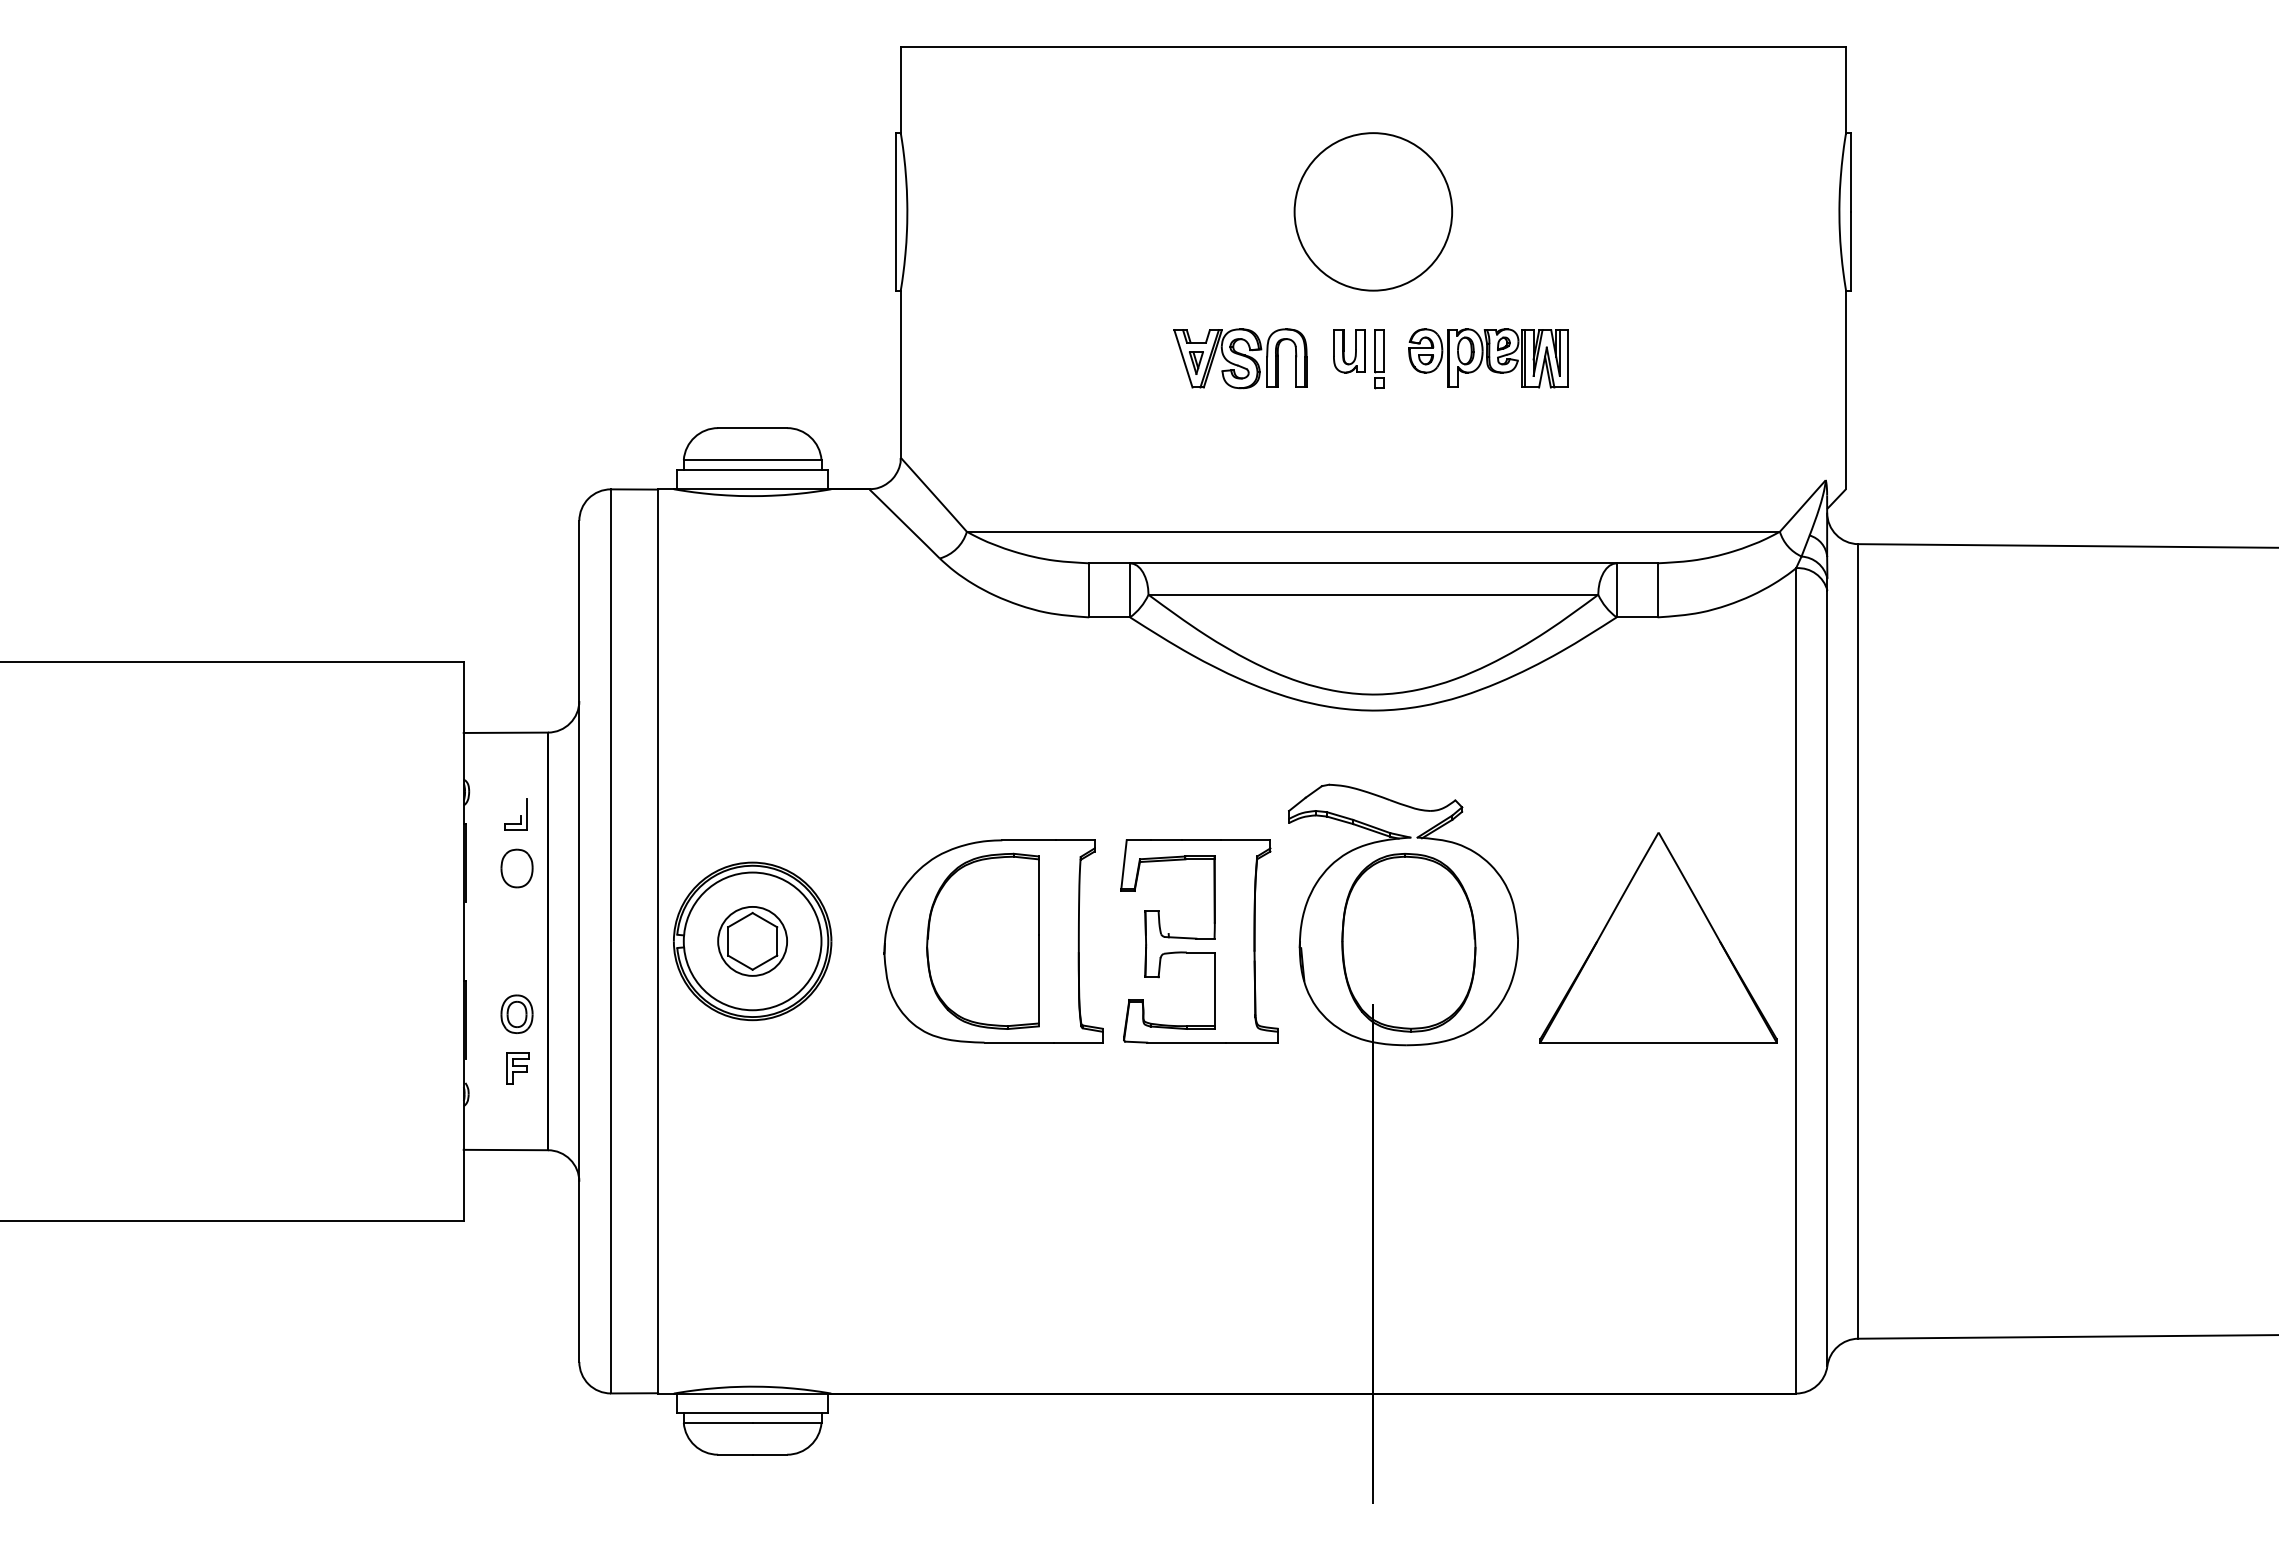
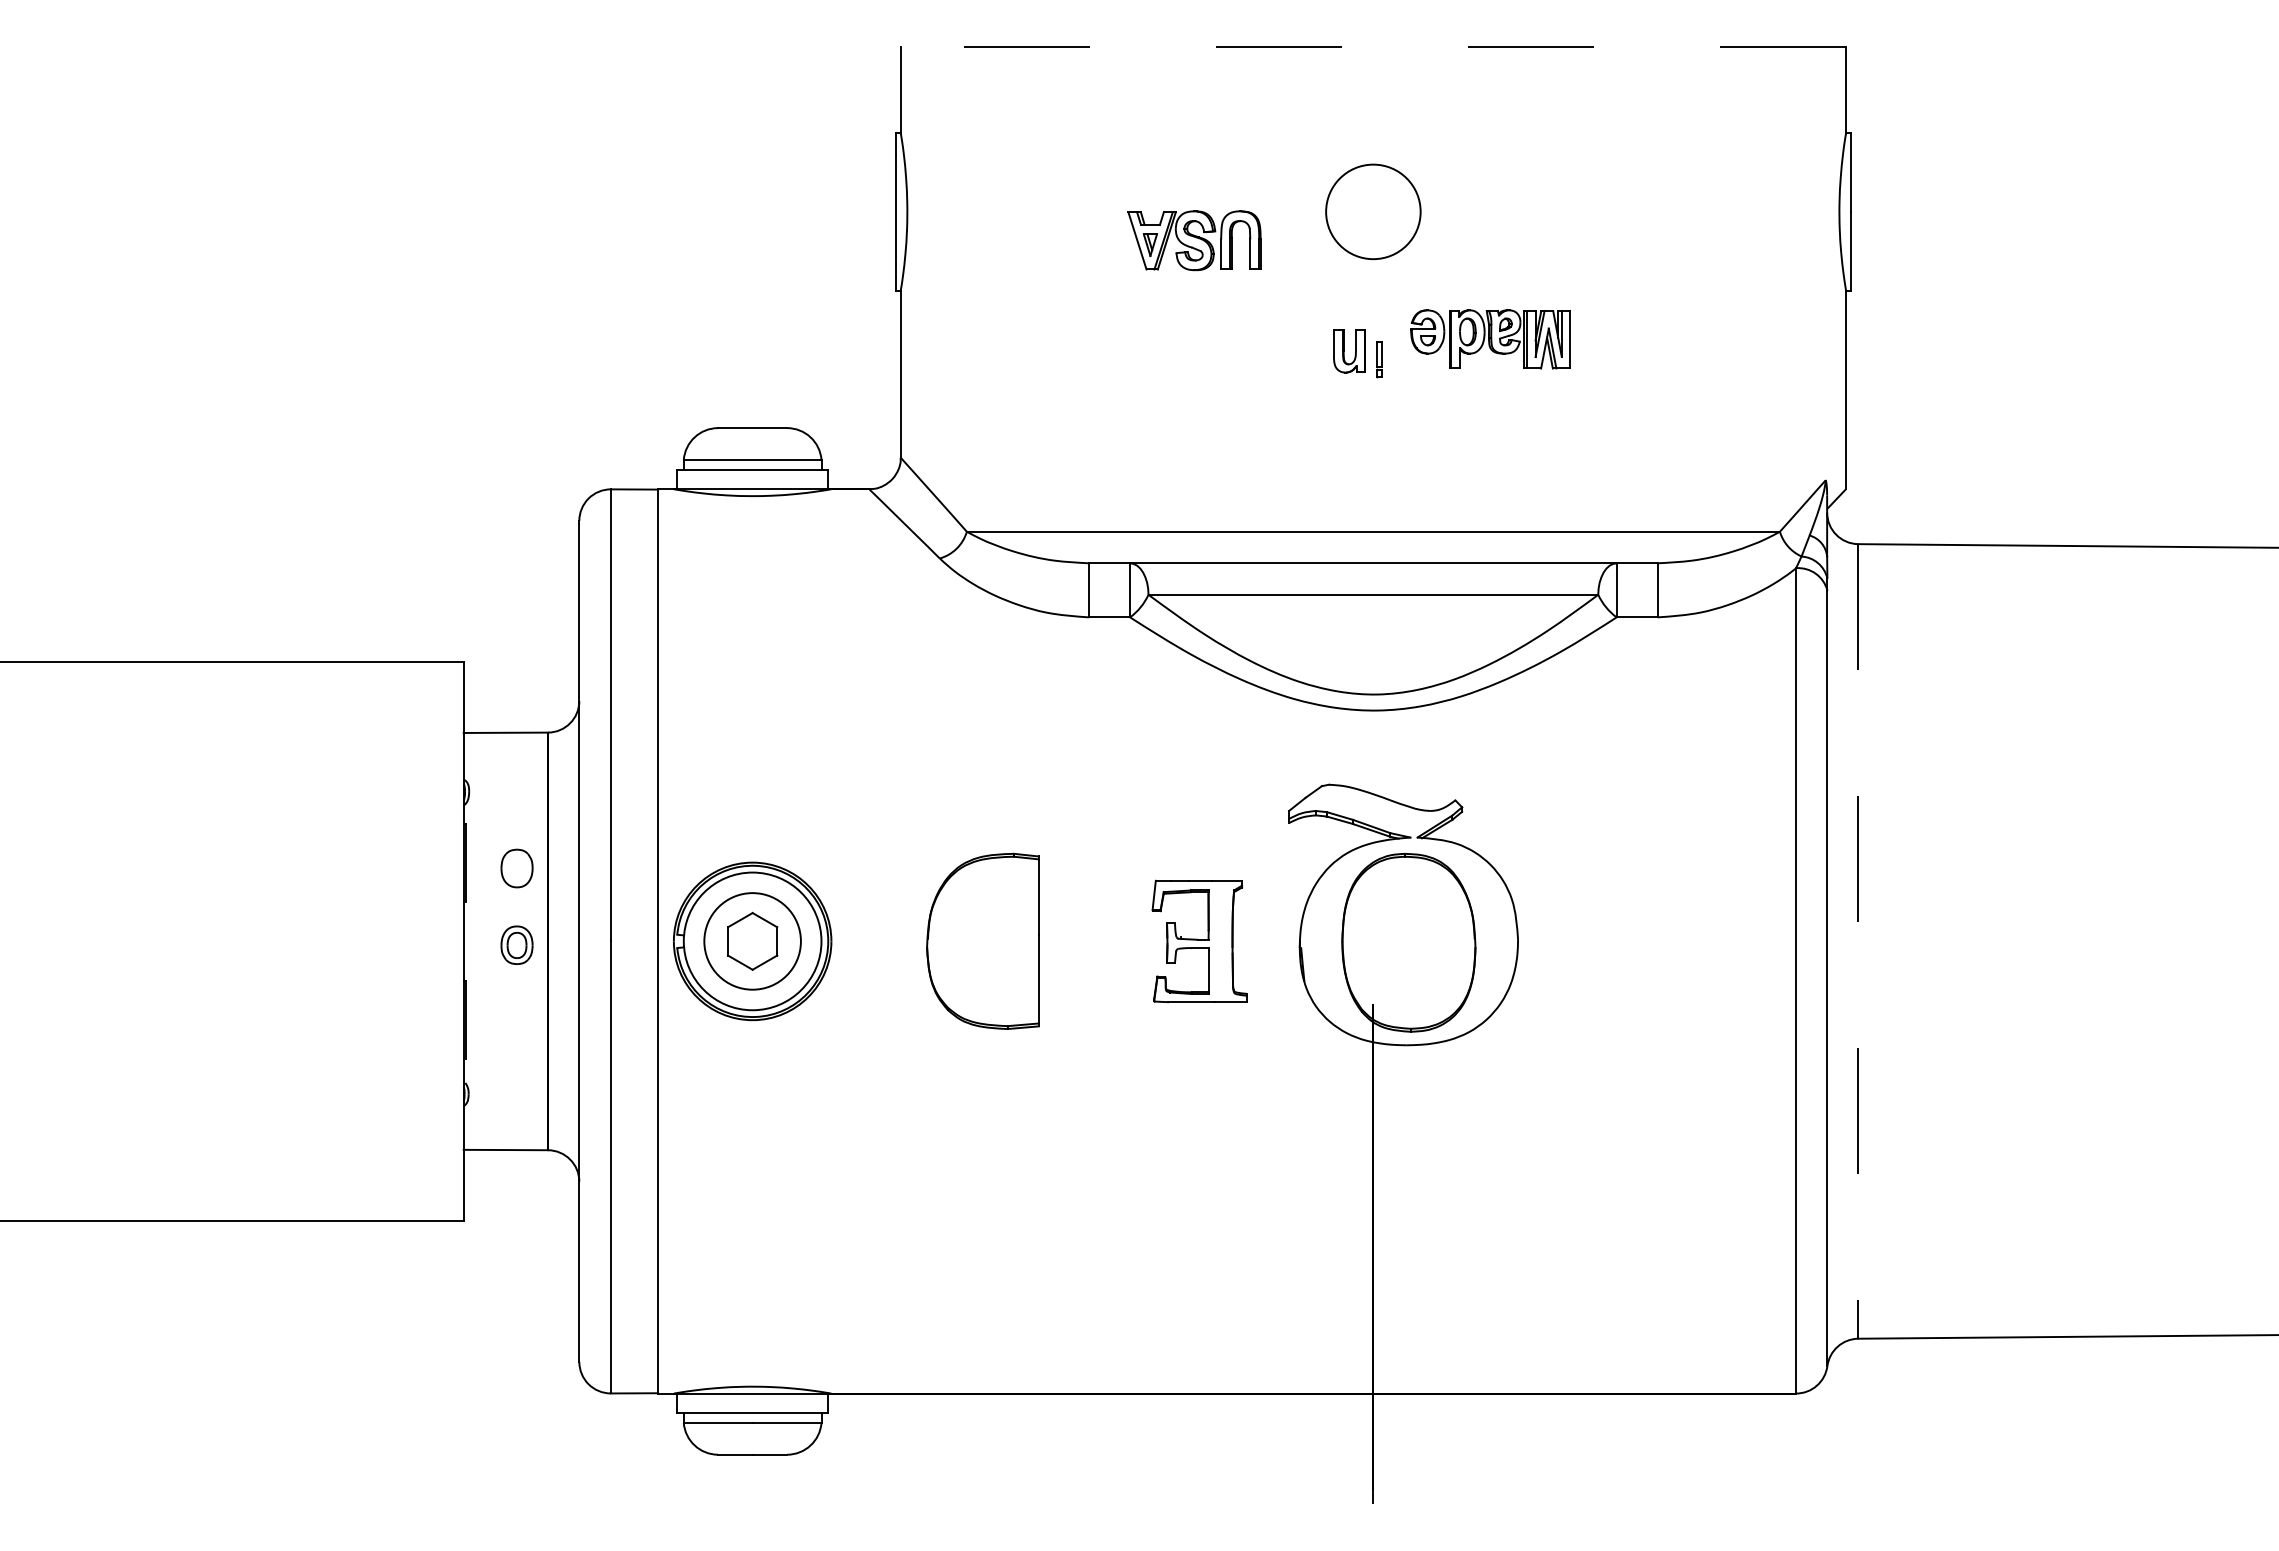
line: solid -> dashed (1373, 46)
circle diameter: 158 px -> 95 px (1373, 211)
part position: (1240, 358) -> (1194, 240) (1194, 240)
part position: (1488, 358) -> (1490, 339) (1490, 339)
part size: 11x61 px -> 7x38 px (1379, 359)
part: present -> none (515, 814)
part: present -> none (1658, 937)
circle diameter: 69 px -> 97 px (752, 941)
part: present -> none (993, 941)
part size: 159x205 px -> 97x125 px (1199, 941)
line: solid -> dashed (1858, 941)
part position: (516, 1013) -> (516, 944) (516, 944)
part: present -> none (517, 1068)
